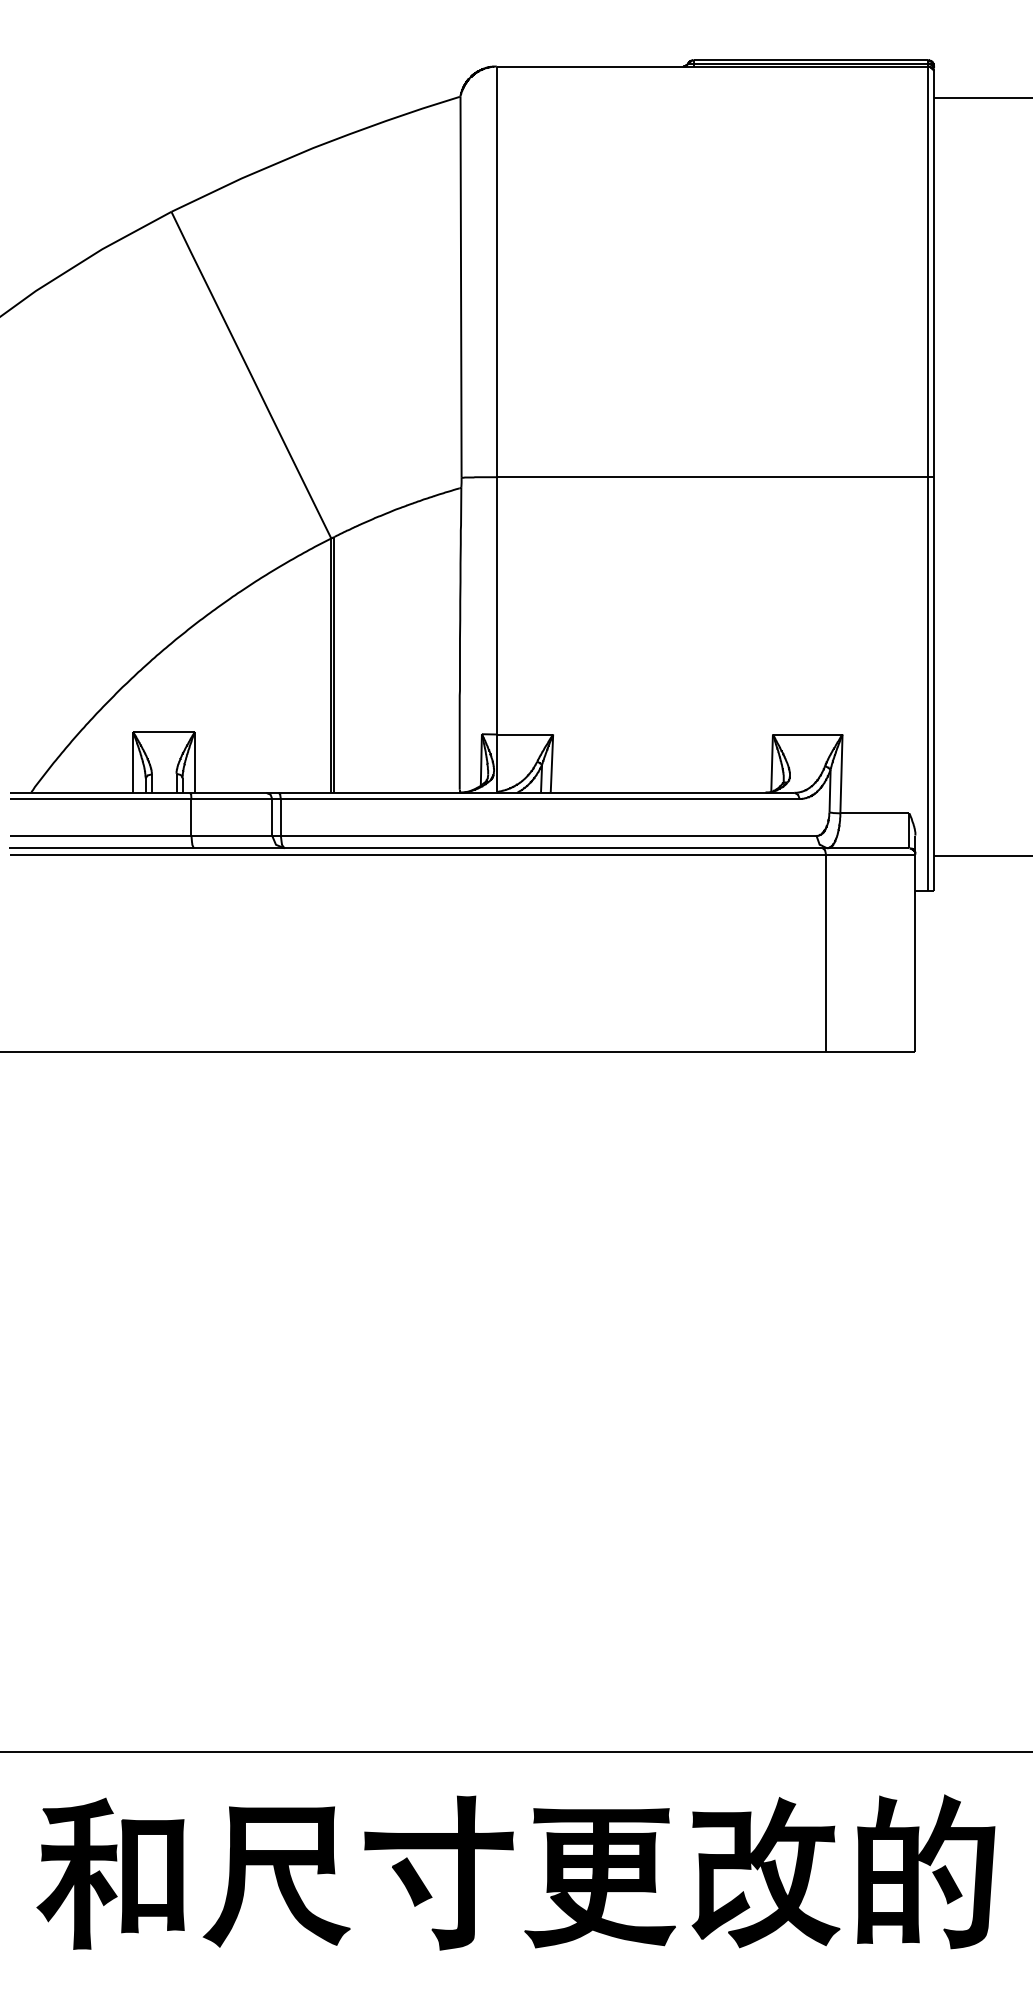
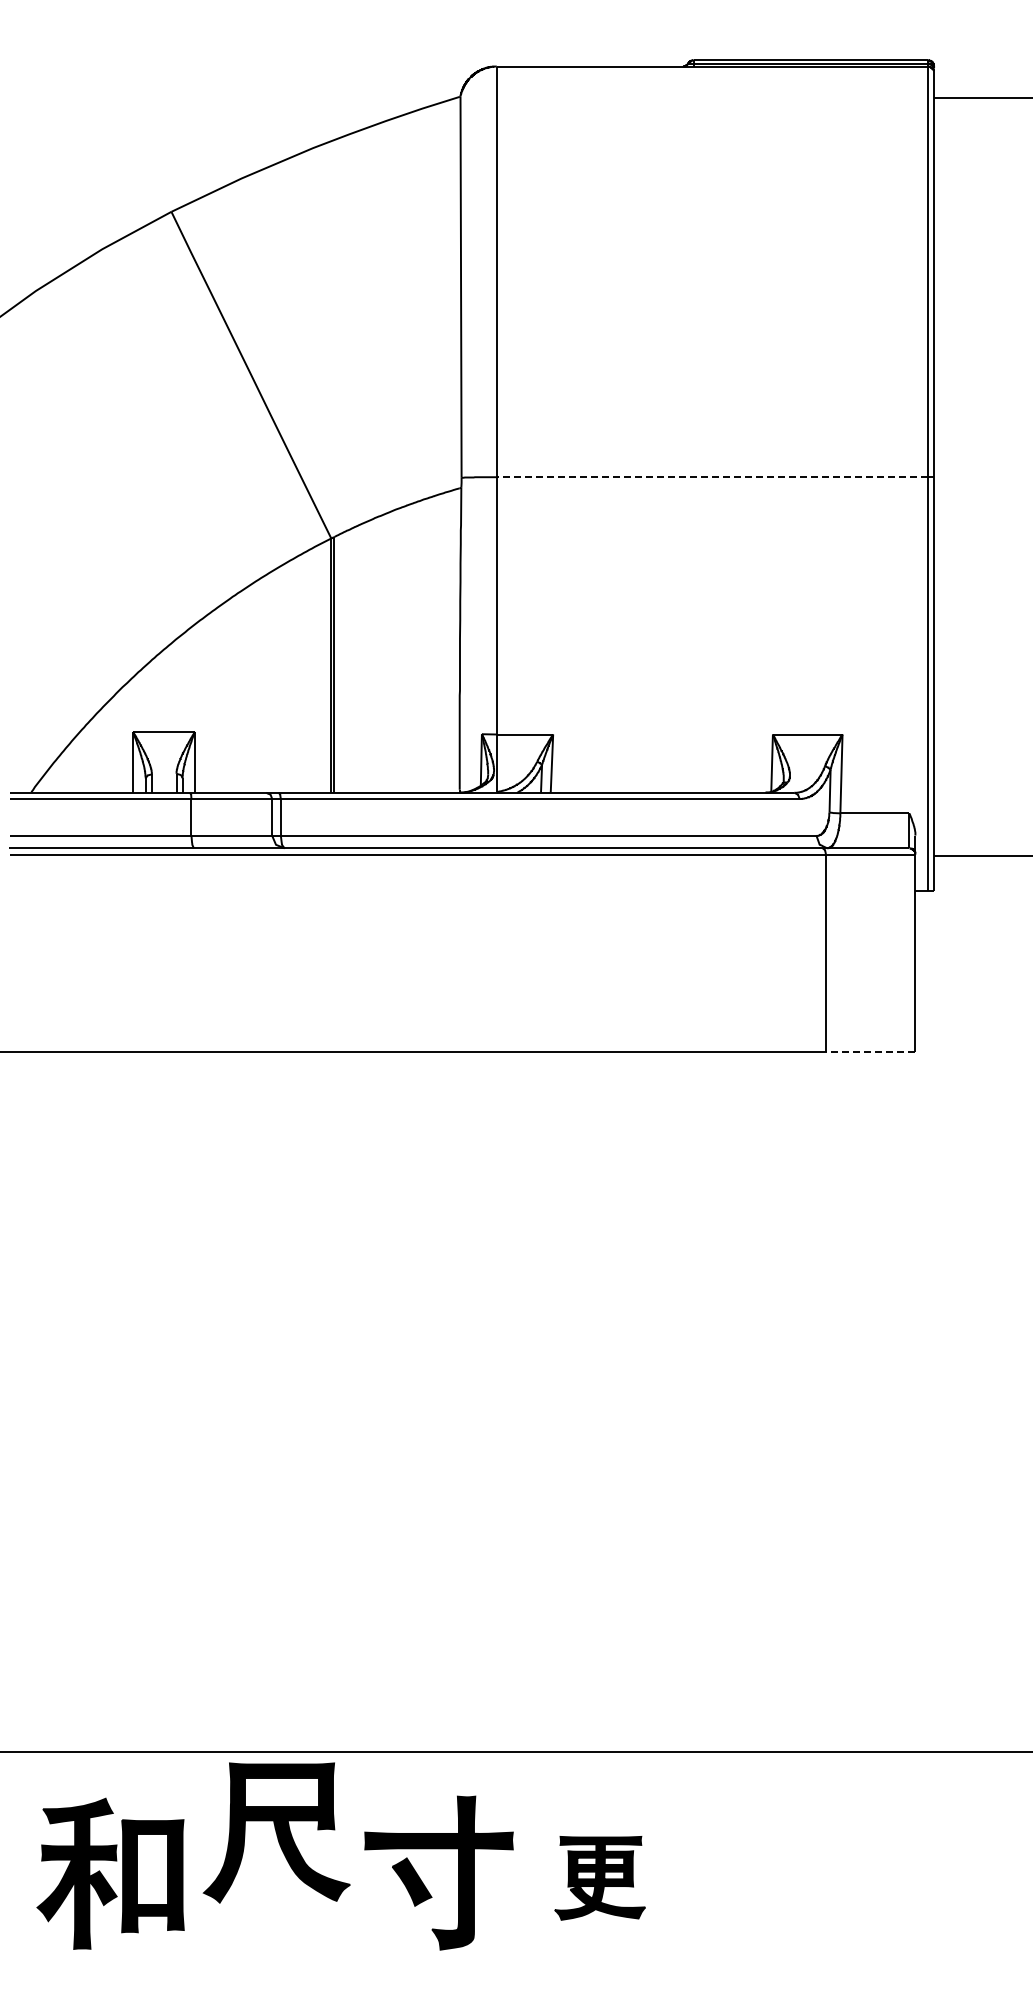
line: solid -> dashed (712, 477)
line: solid -> dashed (870, 1051)
part: present -> none (926, 1871)
part: present -> none (765, 1872)
part position: (276, 1876) -> (276, 1832) (276, 1832)
part size: 152x141 px -> 92x85 px (599, 1878)
